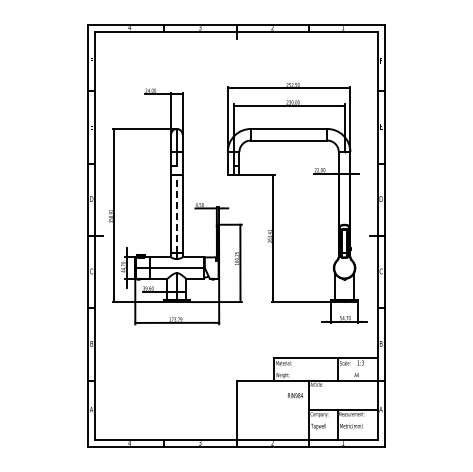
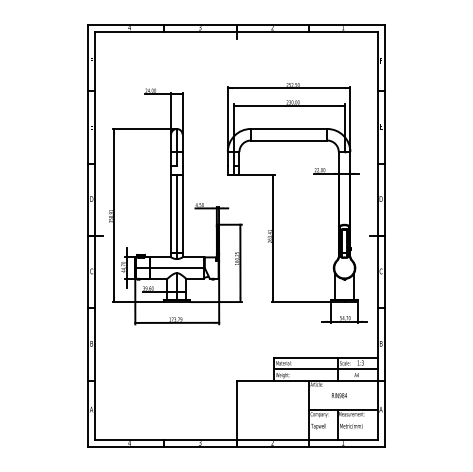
line: dashed -> solid (176, 214)
line: none -> present (325, 369)
text position: (295, 395) -> (339, 395) (339, 395)
